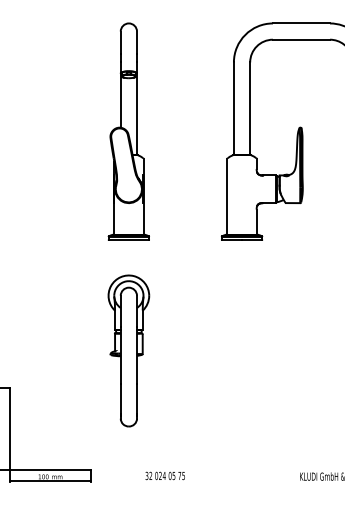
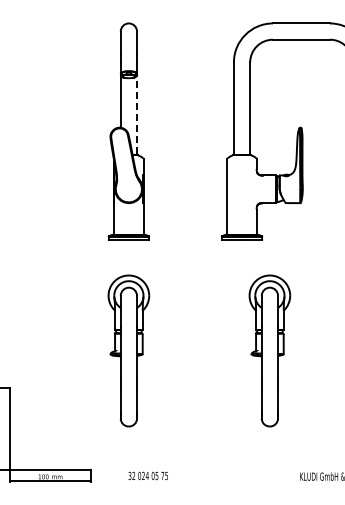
line: solid -> dashed (137, 113)
part: none -> present (269, 350)
text position: (164, 475) -> (147, 475) (147, 475)
